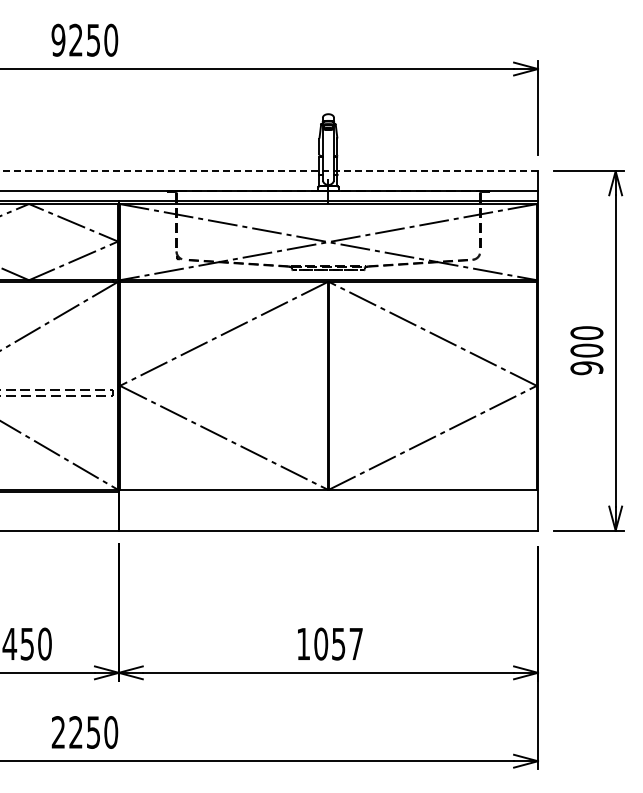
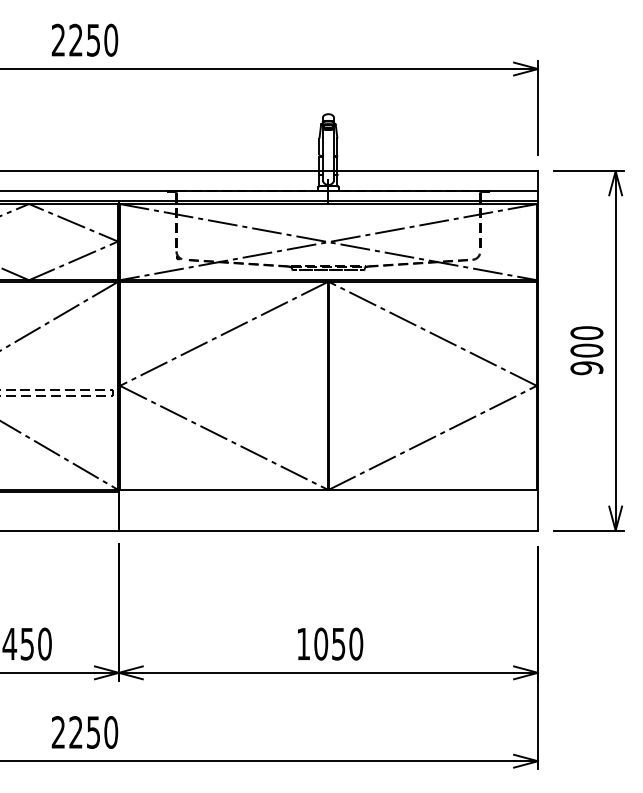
text: 9250 -> 2250 (58, 40)
line: dashed -> solid (269, 171)
text: 1057 -> 1050 (356, 643)
